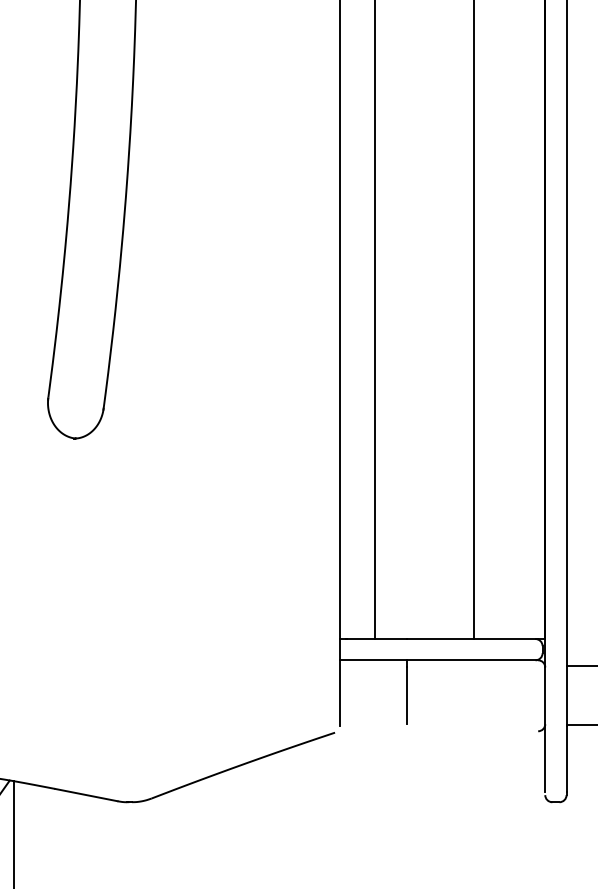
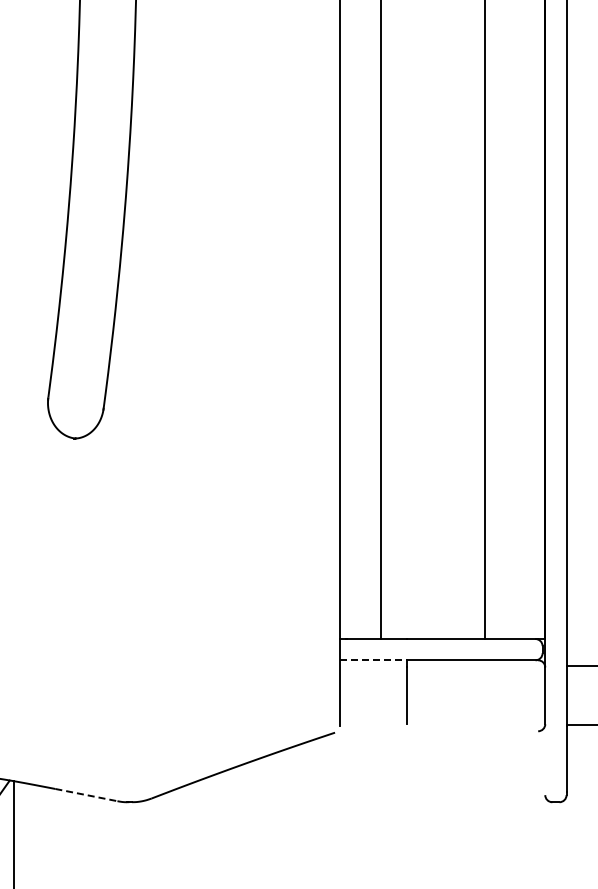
line position: (375, 320) -> (381, 320) (381, 320)
line position: (474, 320) -> (485, 320) (485, 320)
line: solid -> dashed (373, 660)
line: present -> none (545, 758)
line: solid -> dashed (86, 795)
